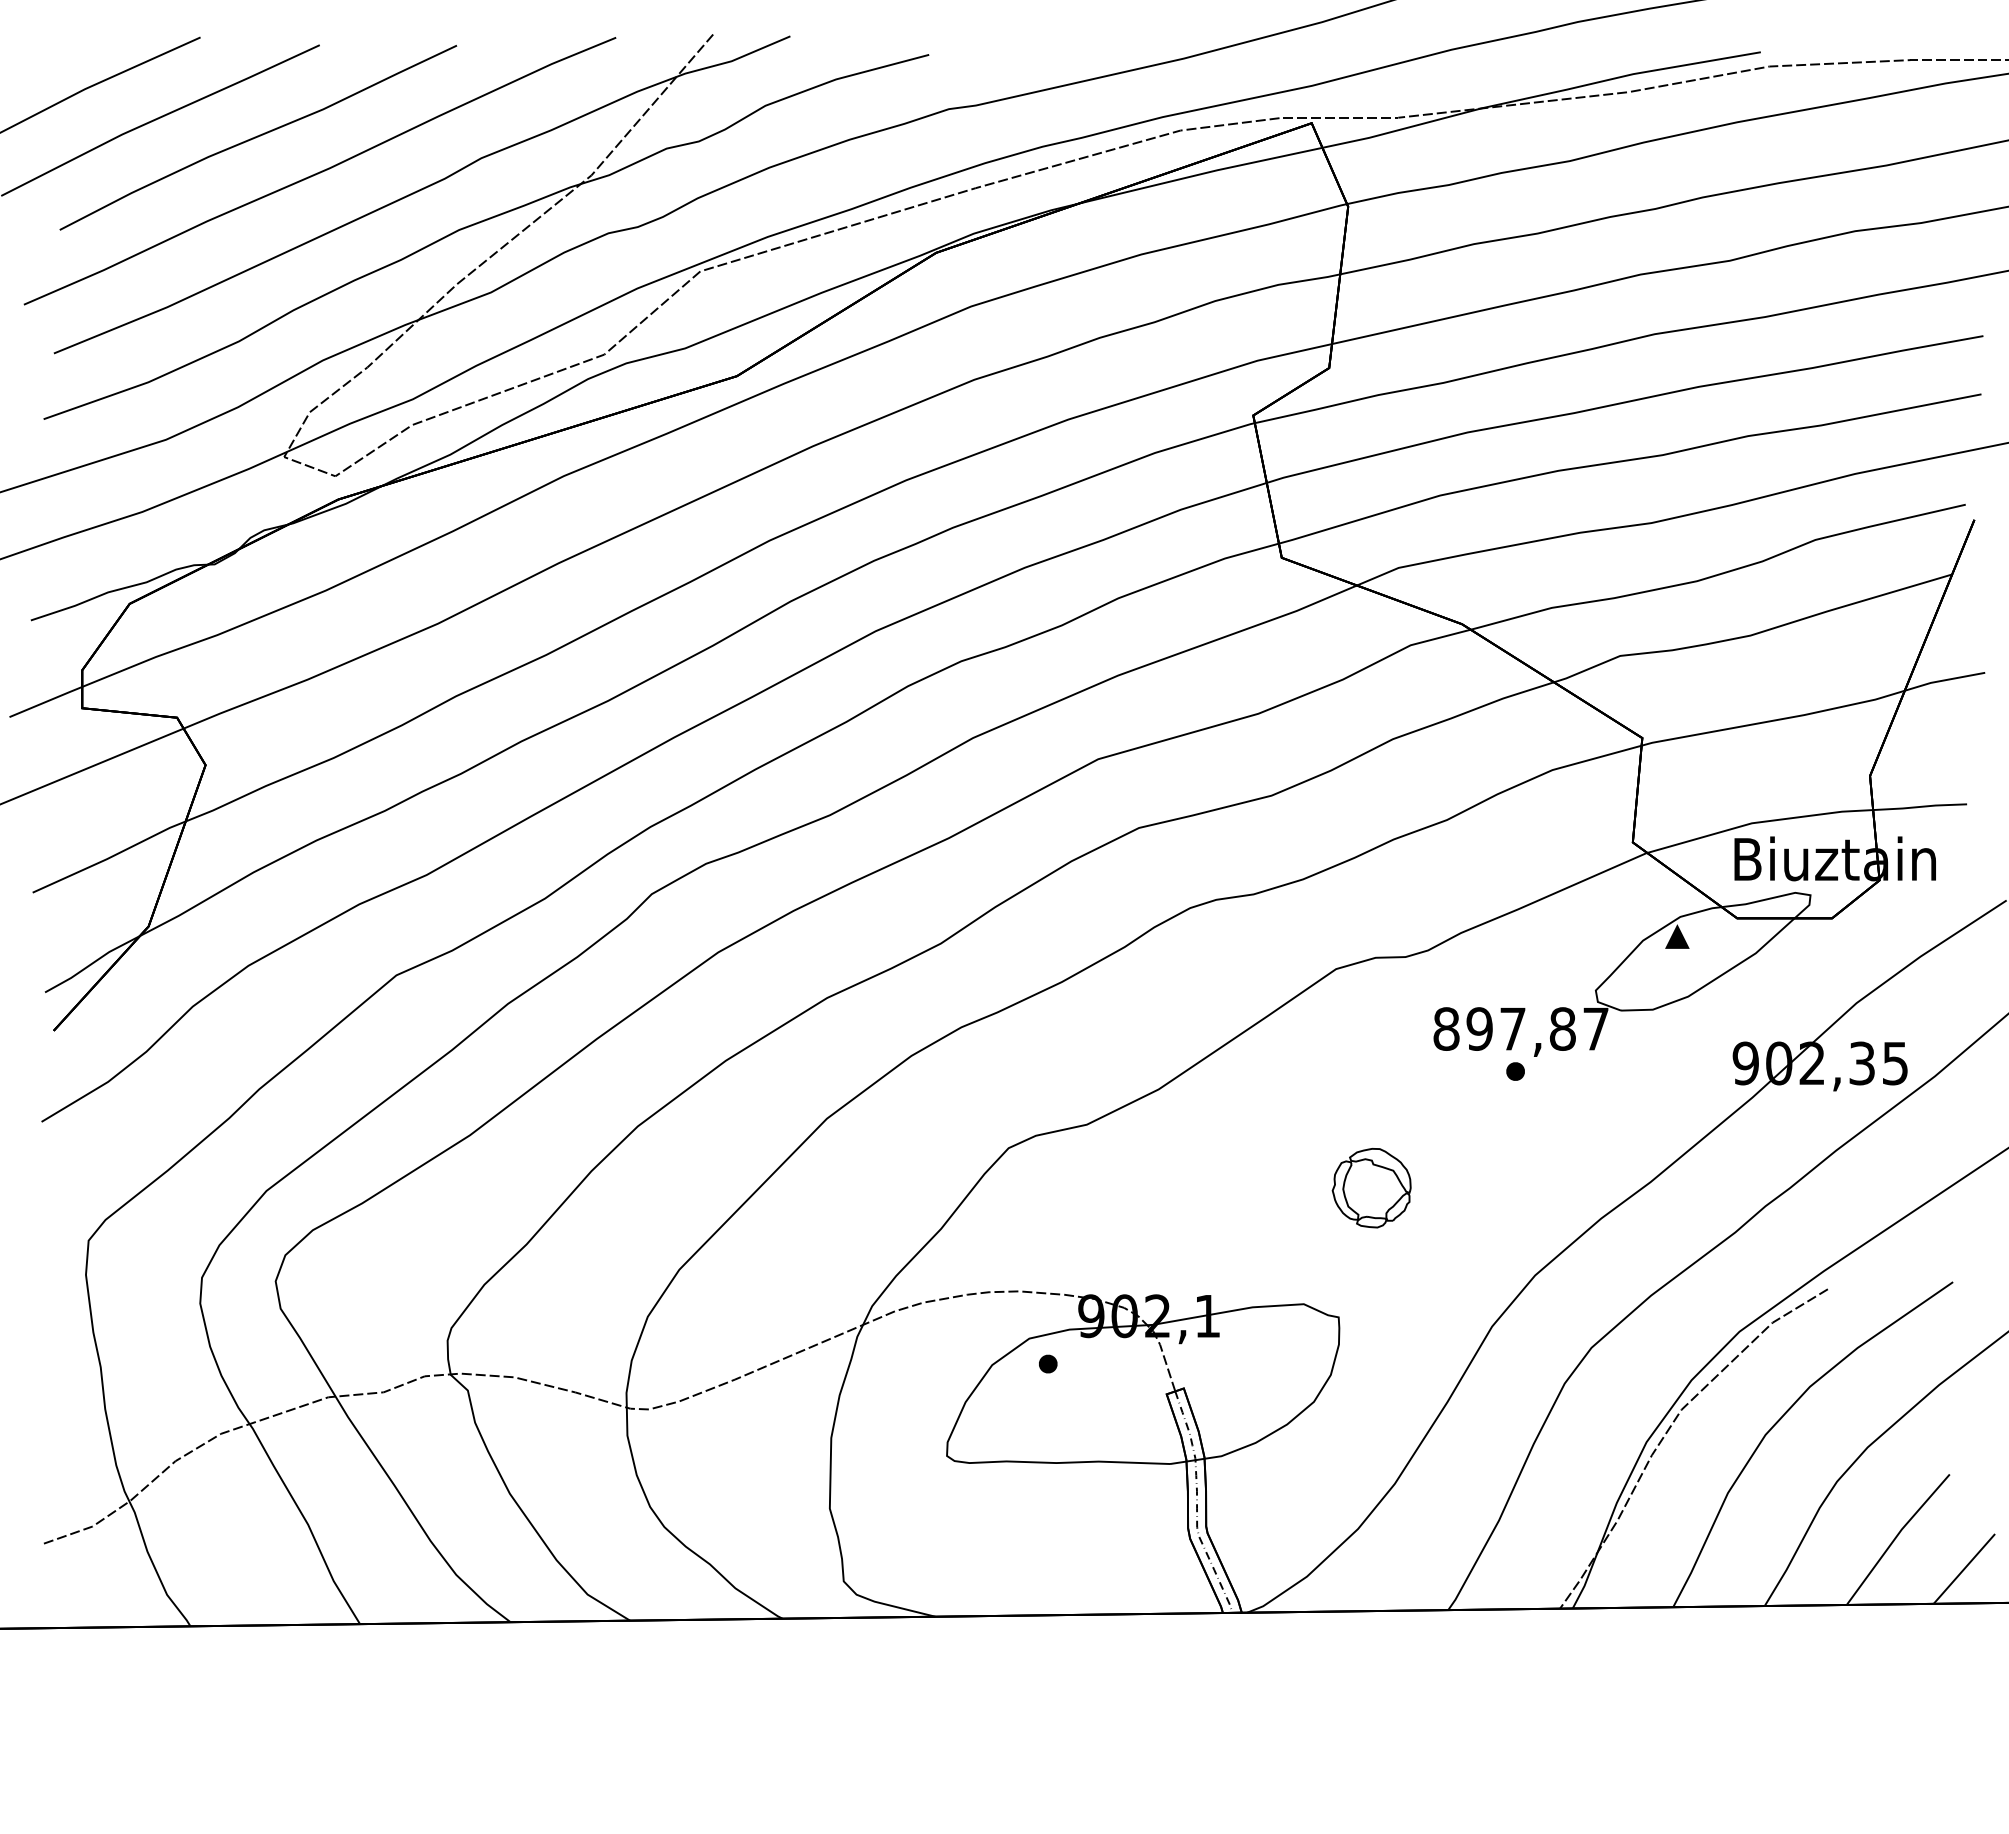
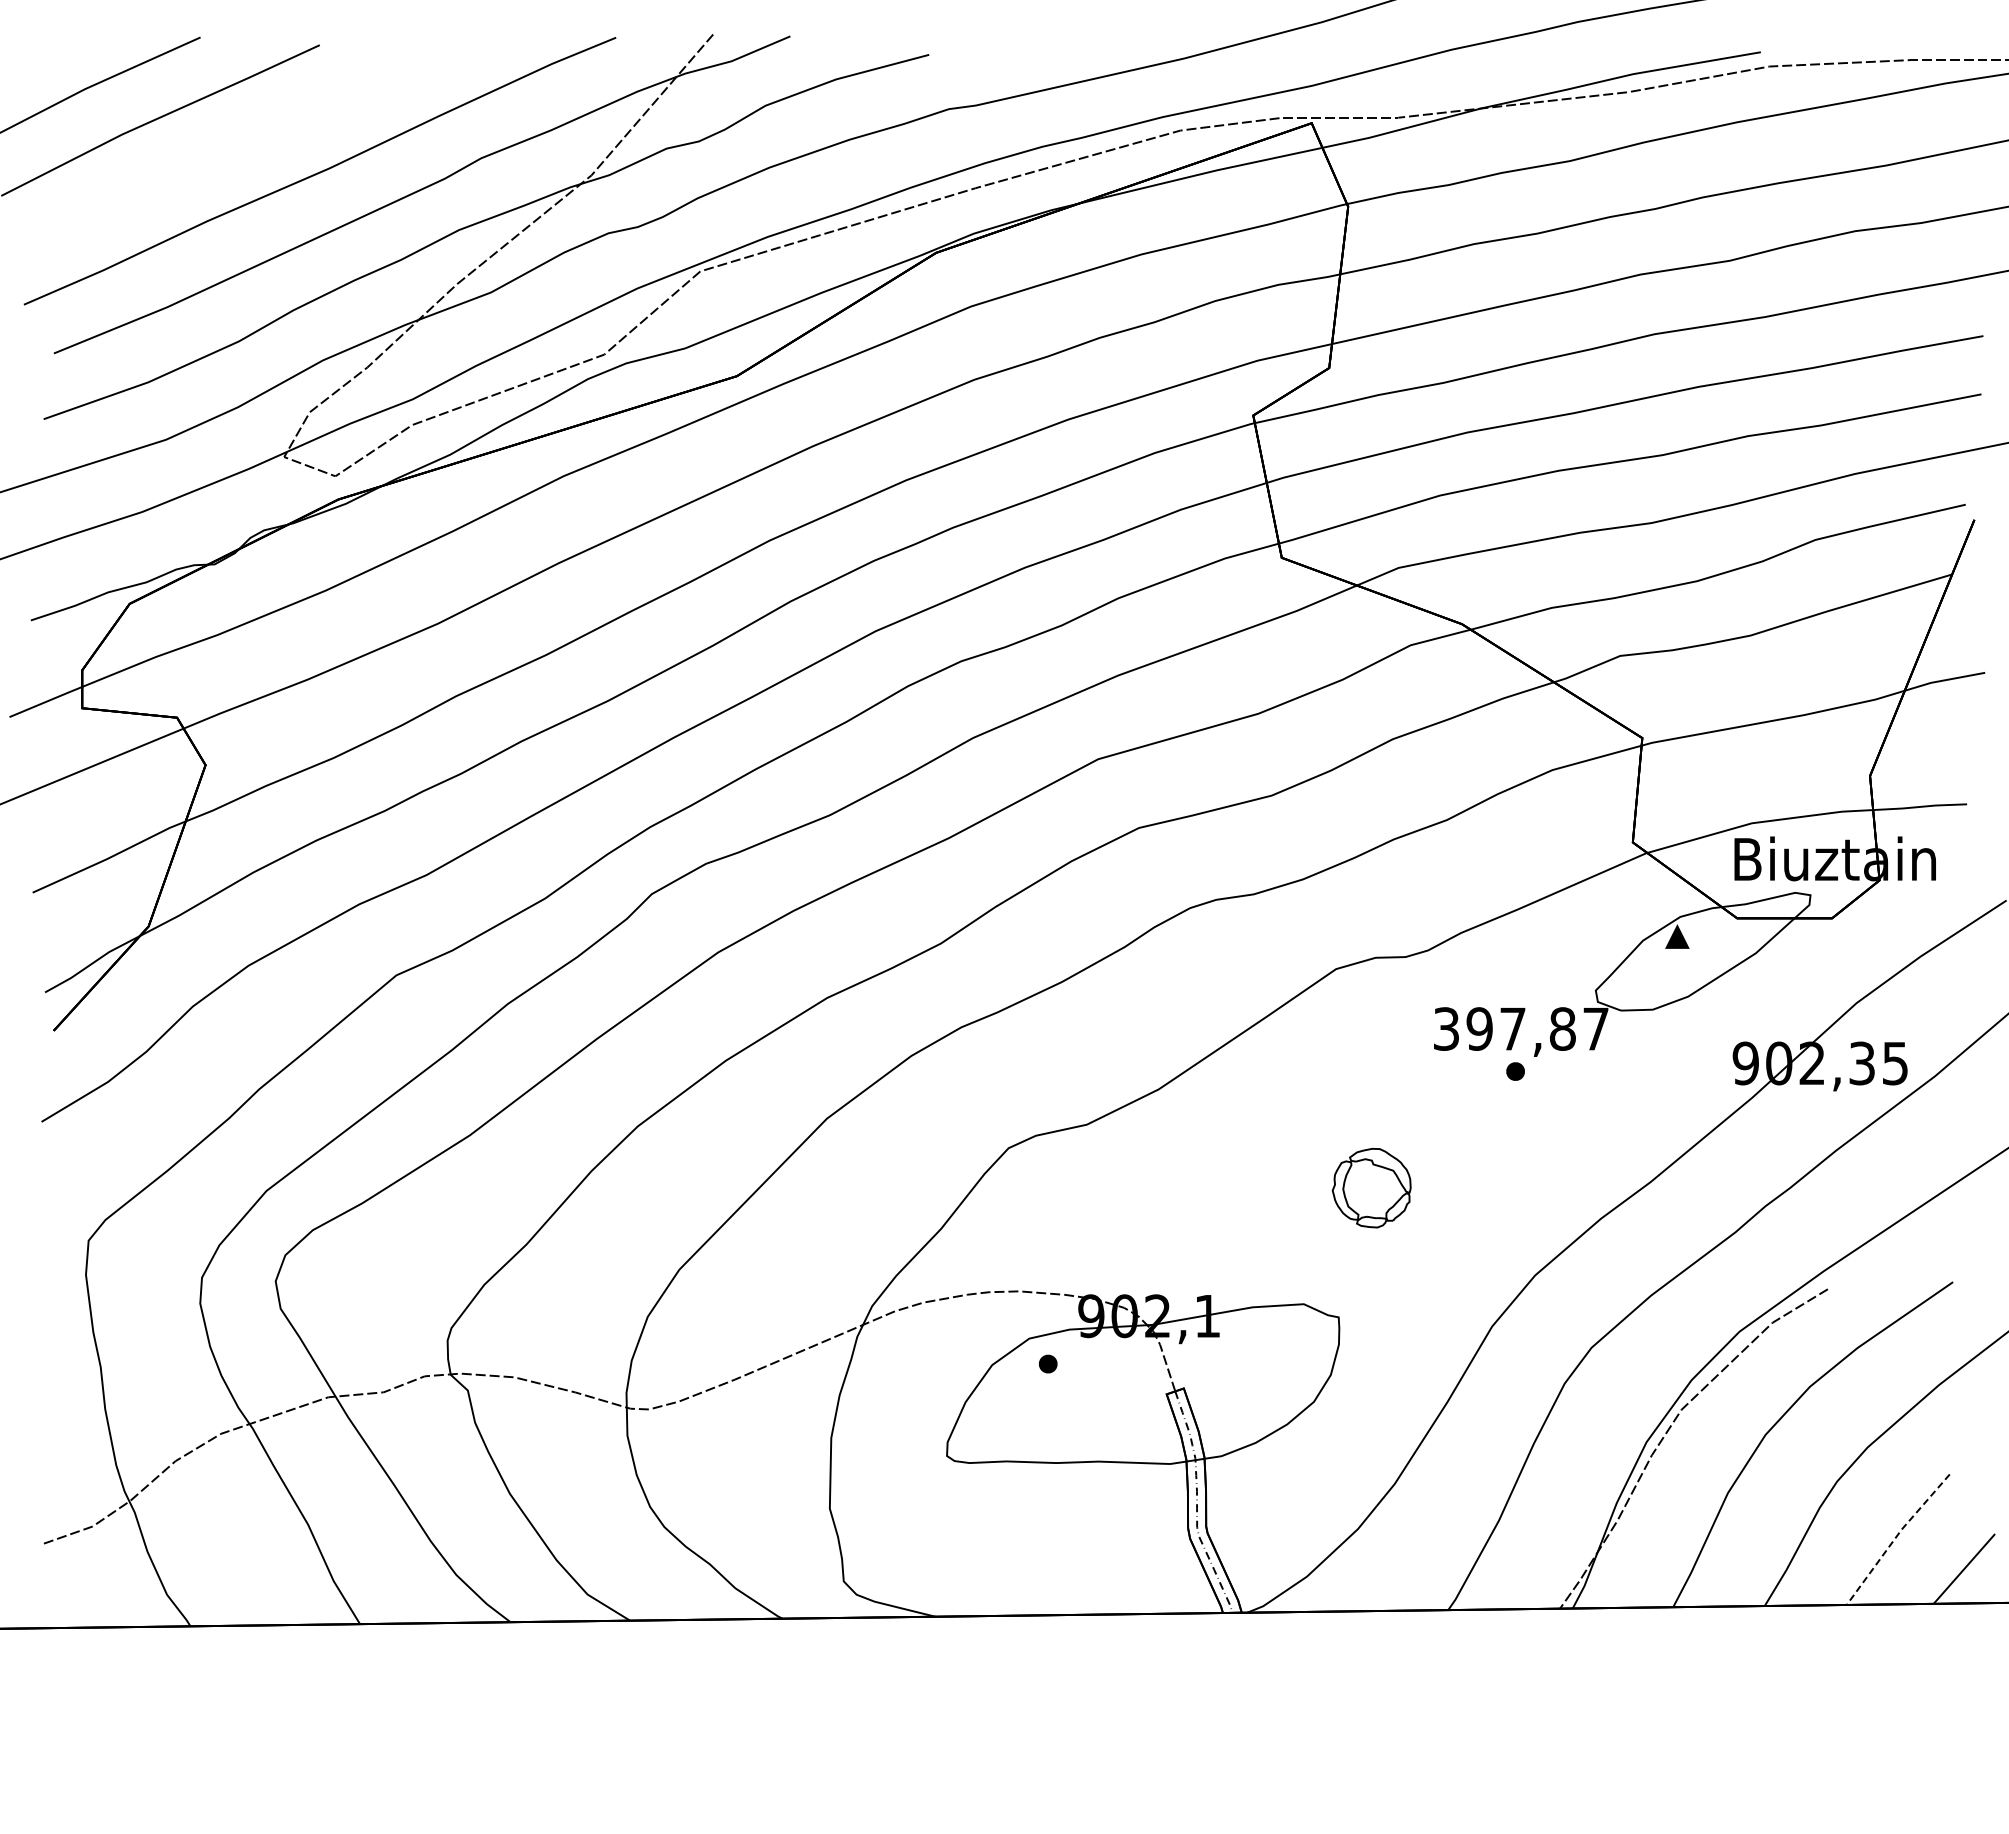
curve: present -> none (258, 137)
text: 897,87 -> 397,87 (1446, 1028)
line: solid -> dashed (1896, 1537)
